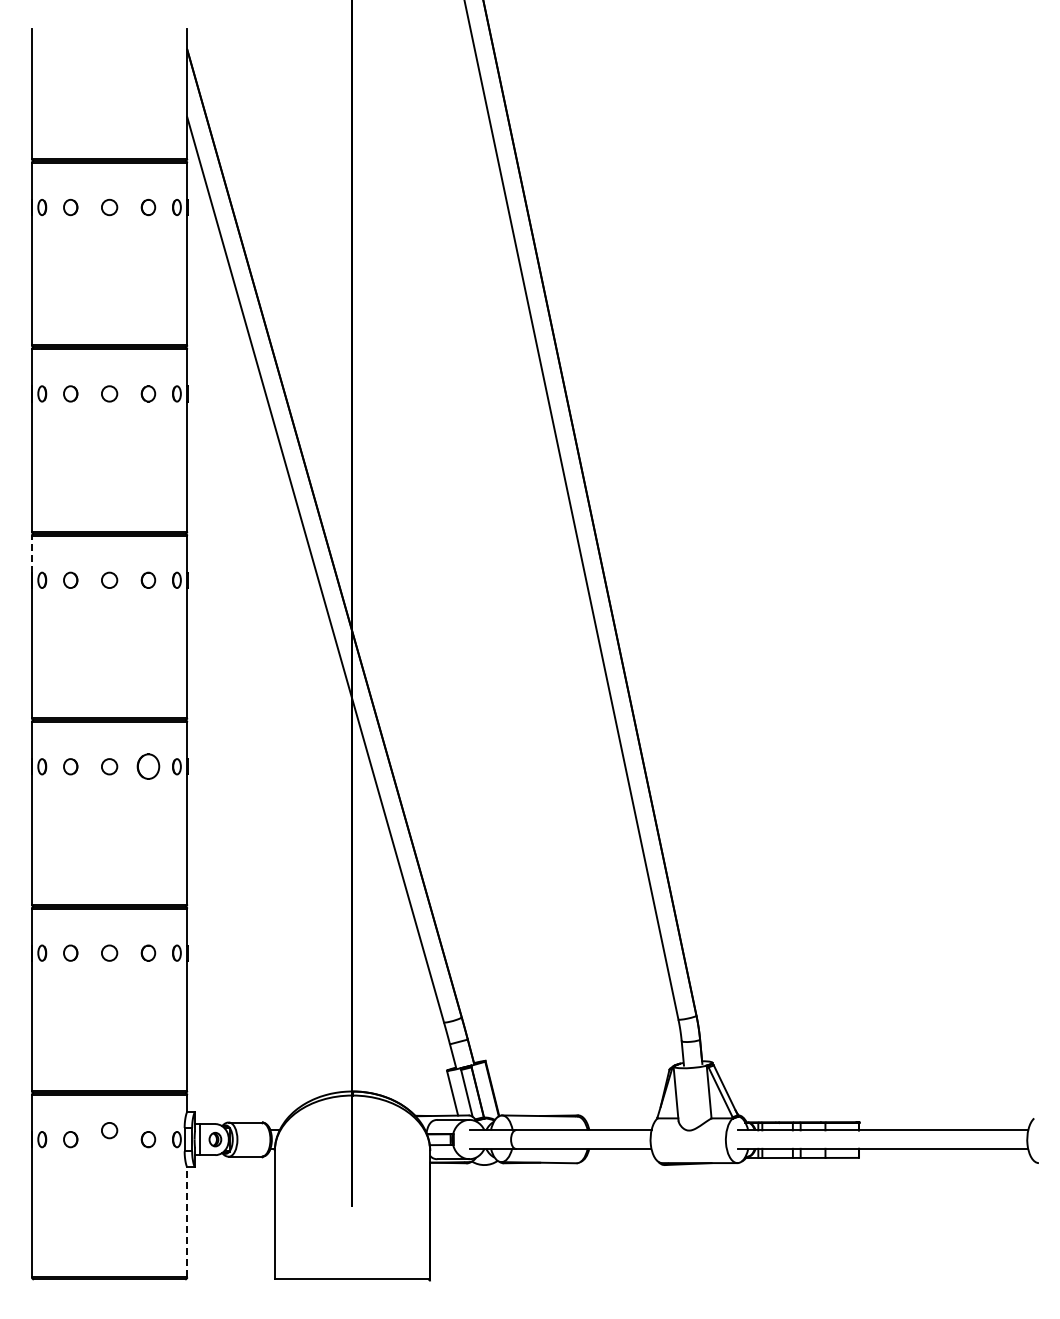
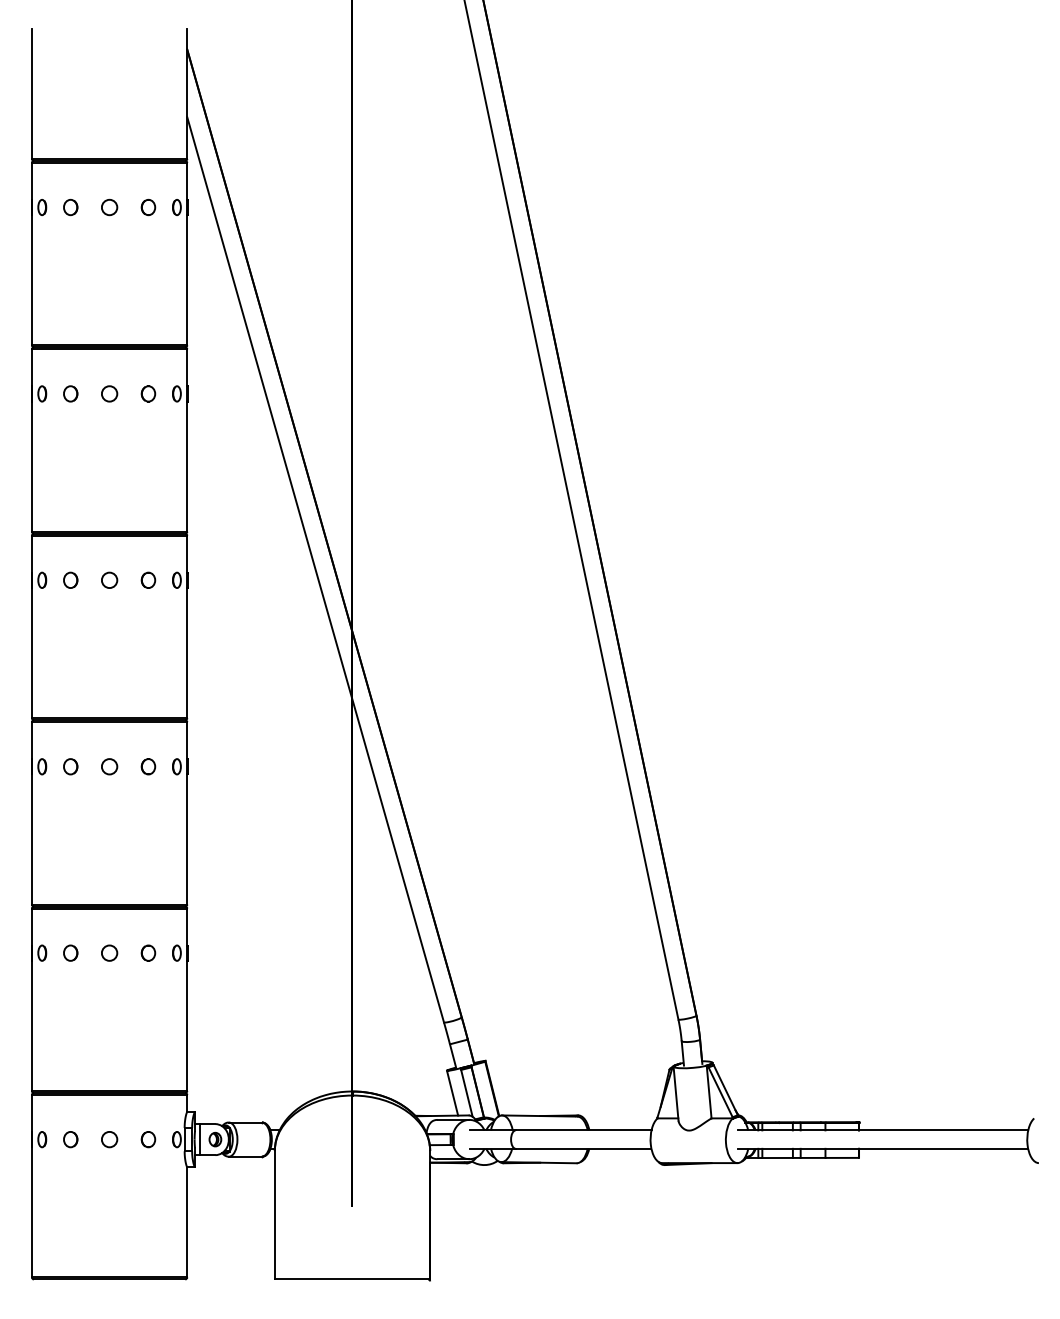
line: dashed -> solid (31, 553)
part size: 25x27 px -> 17x18 px (148, 766)
circle position: (109, 1130) -> (109, 1139) (109, 1139)
line: dashed -> solid (187, 1221)
